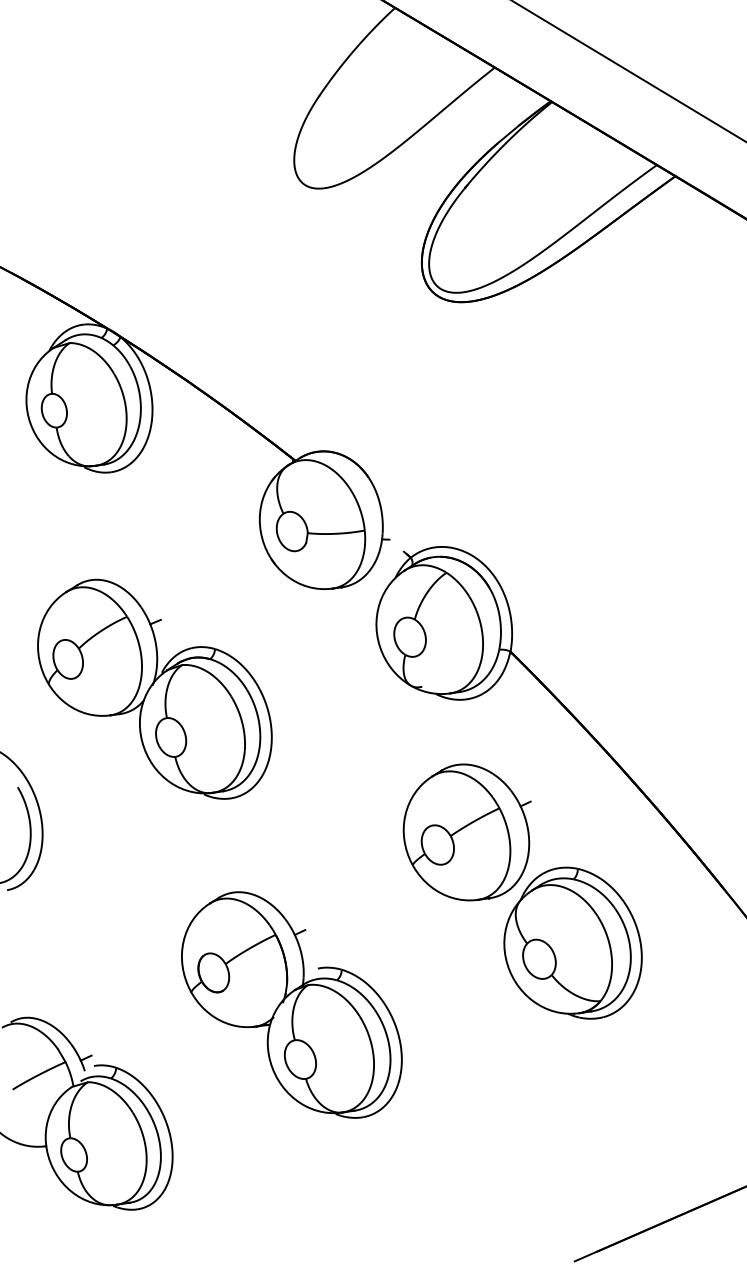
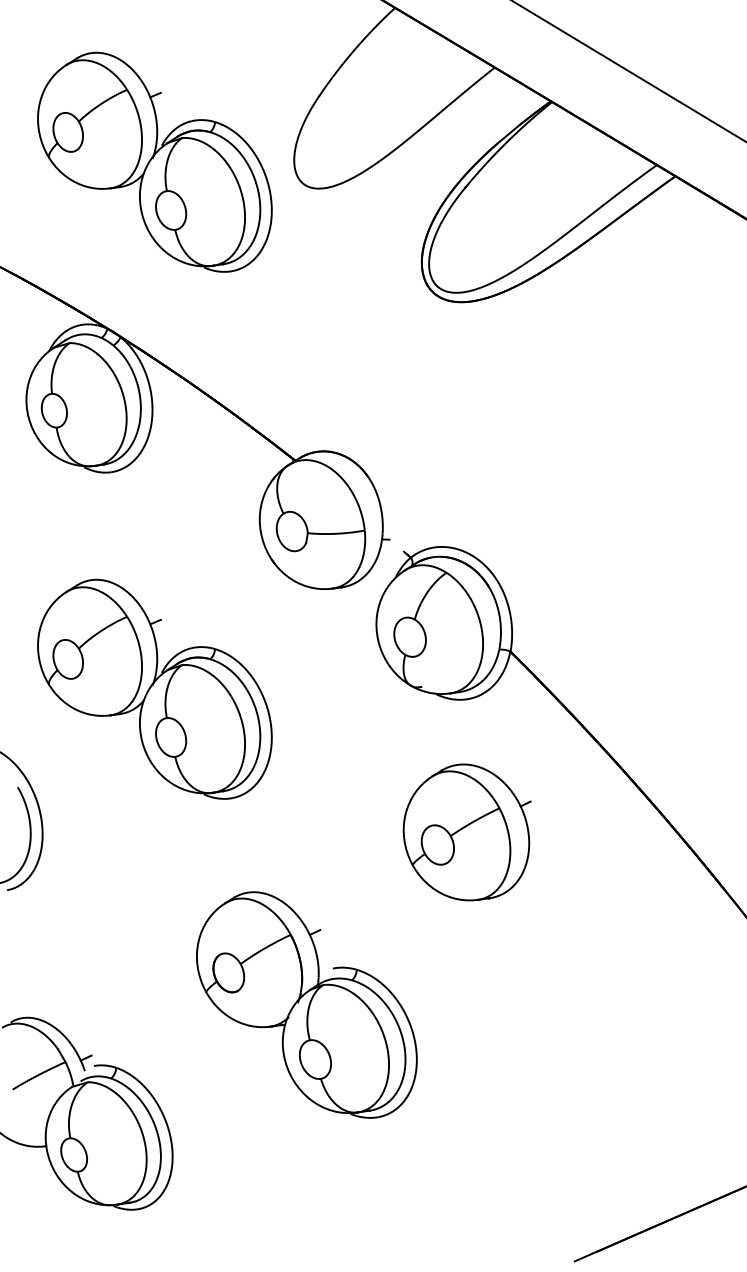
part: none -> present (154, 161)
part: present -> none (572, 942)
part position: (291, 1004) -> (306, 1004) (306, 1004)
